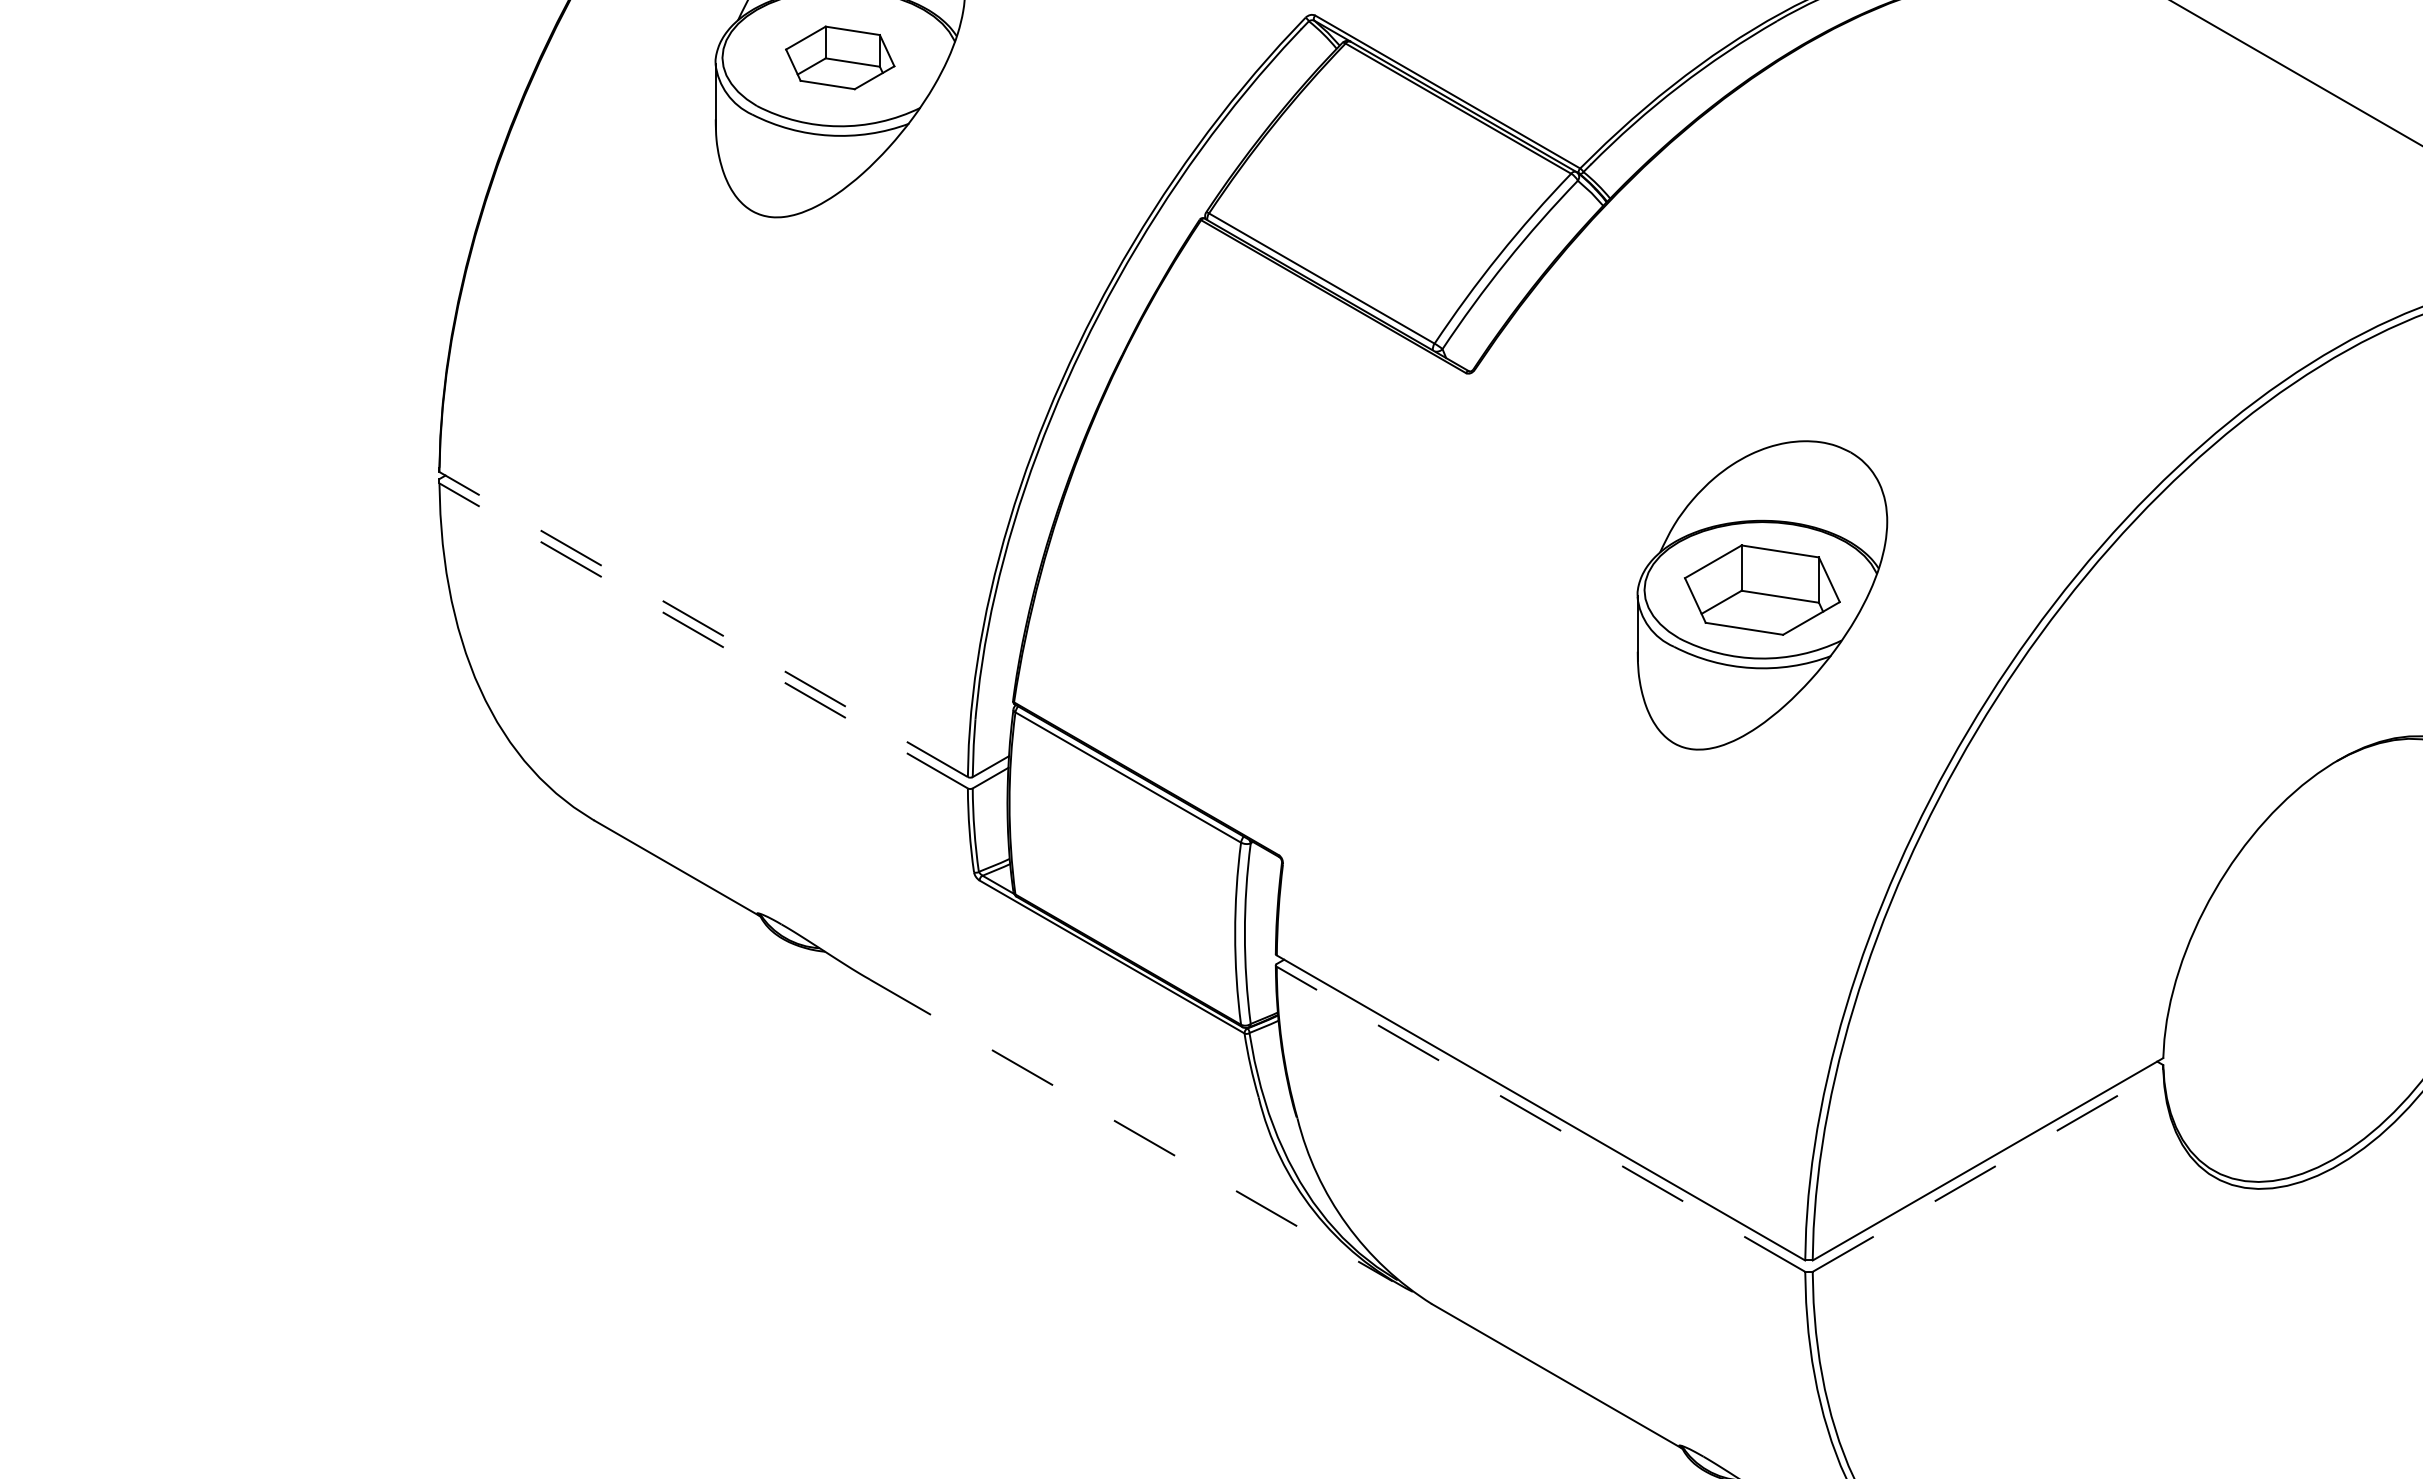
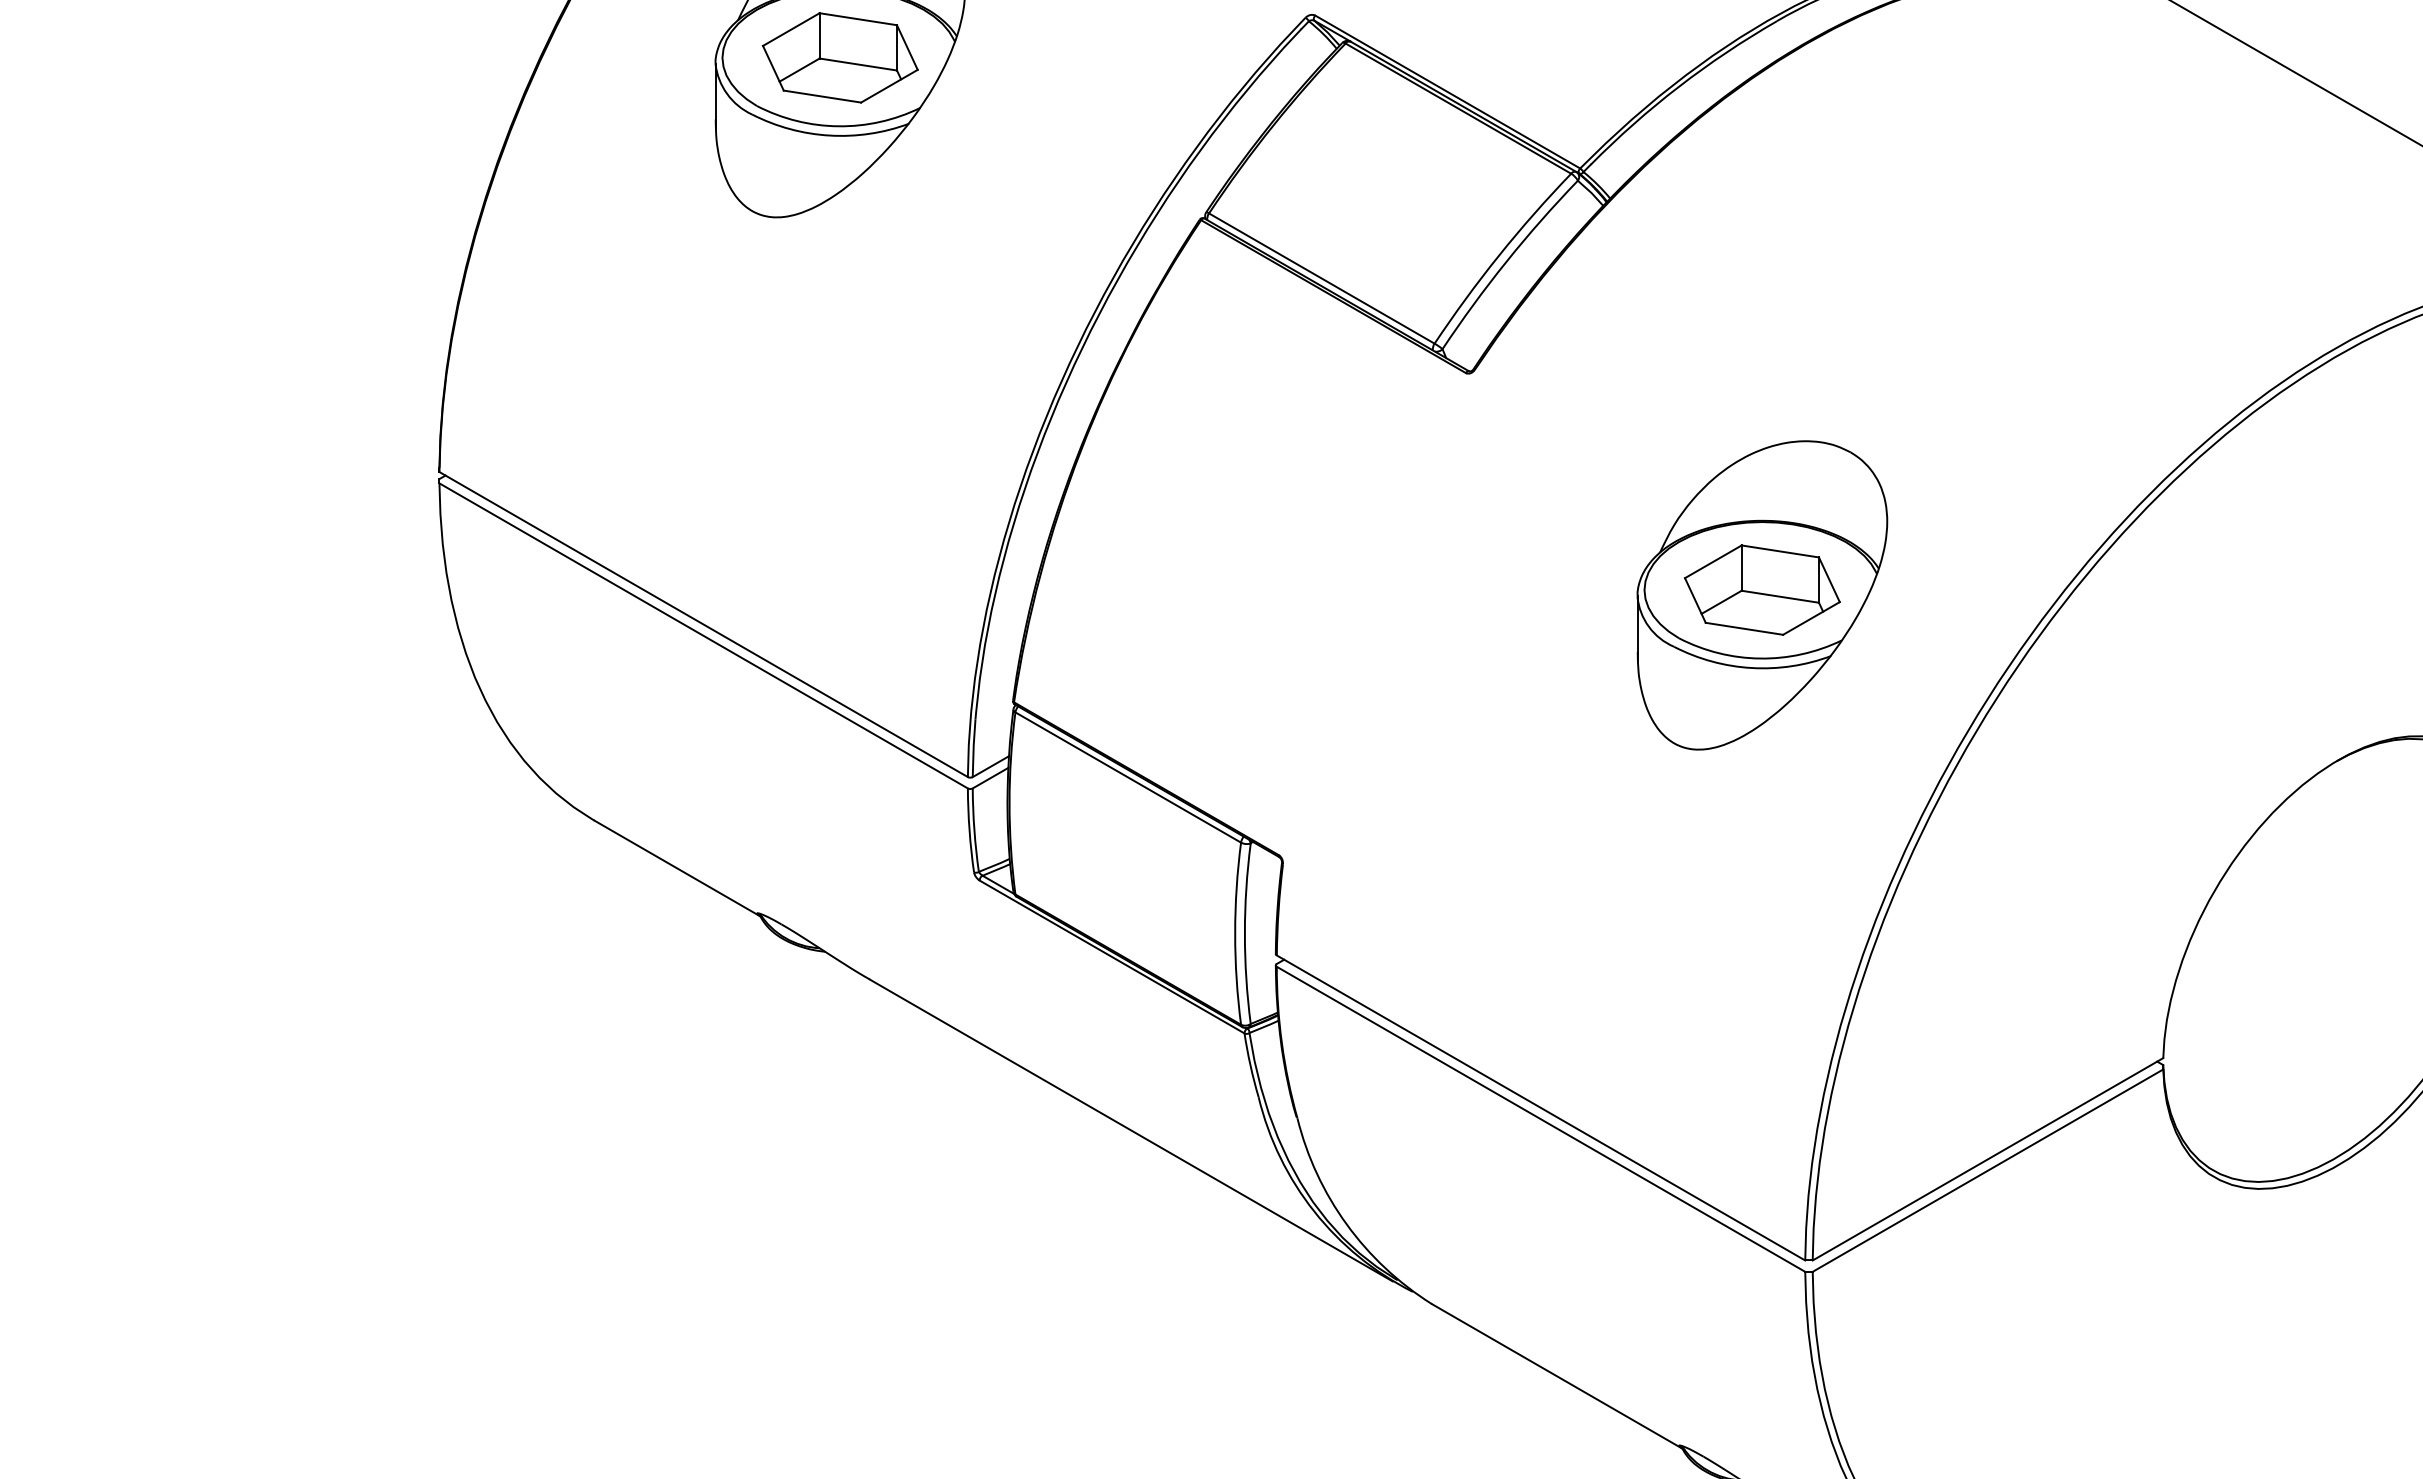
part size: 111x66 px -> 158x92 px (839, 57)
line: dashed -> solid (703, 624)
line: dashed -> solid (703, 635)
line: dashed -> solid (1540, 1119)
line: dashed -> solid (1131, 1130)
line: dashed -> solid (1988, 1170)
